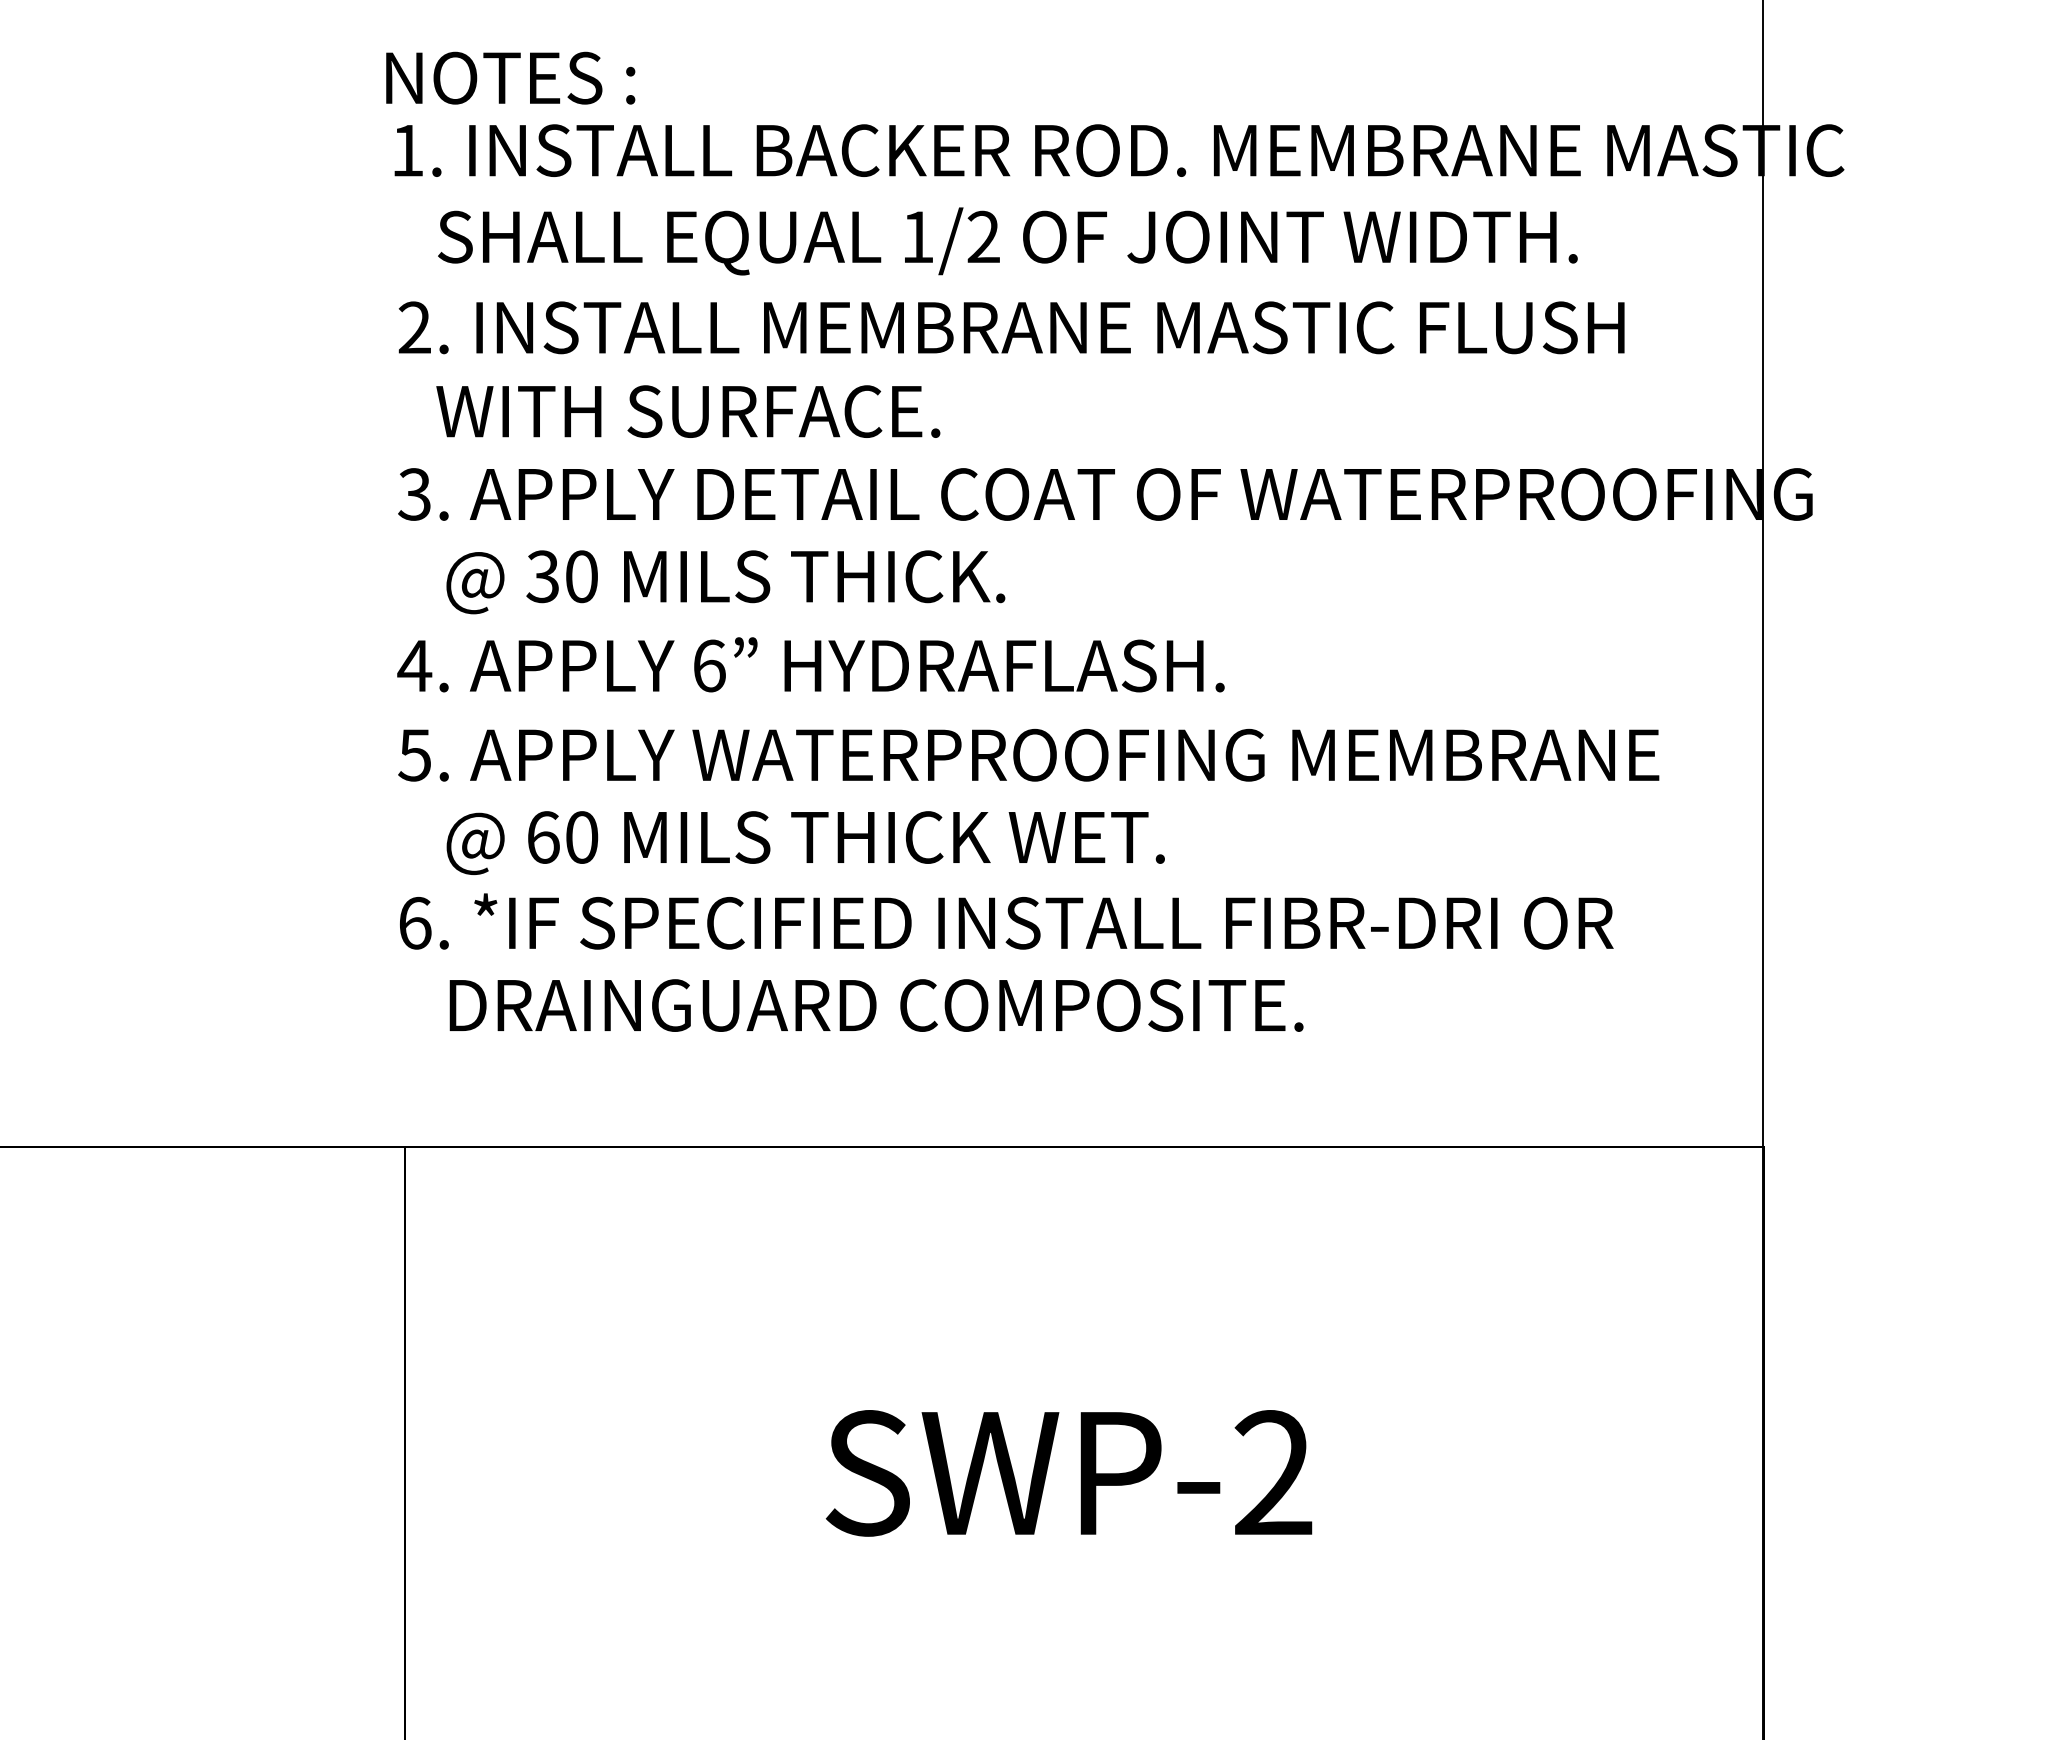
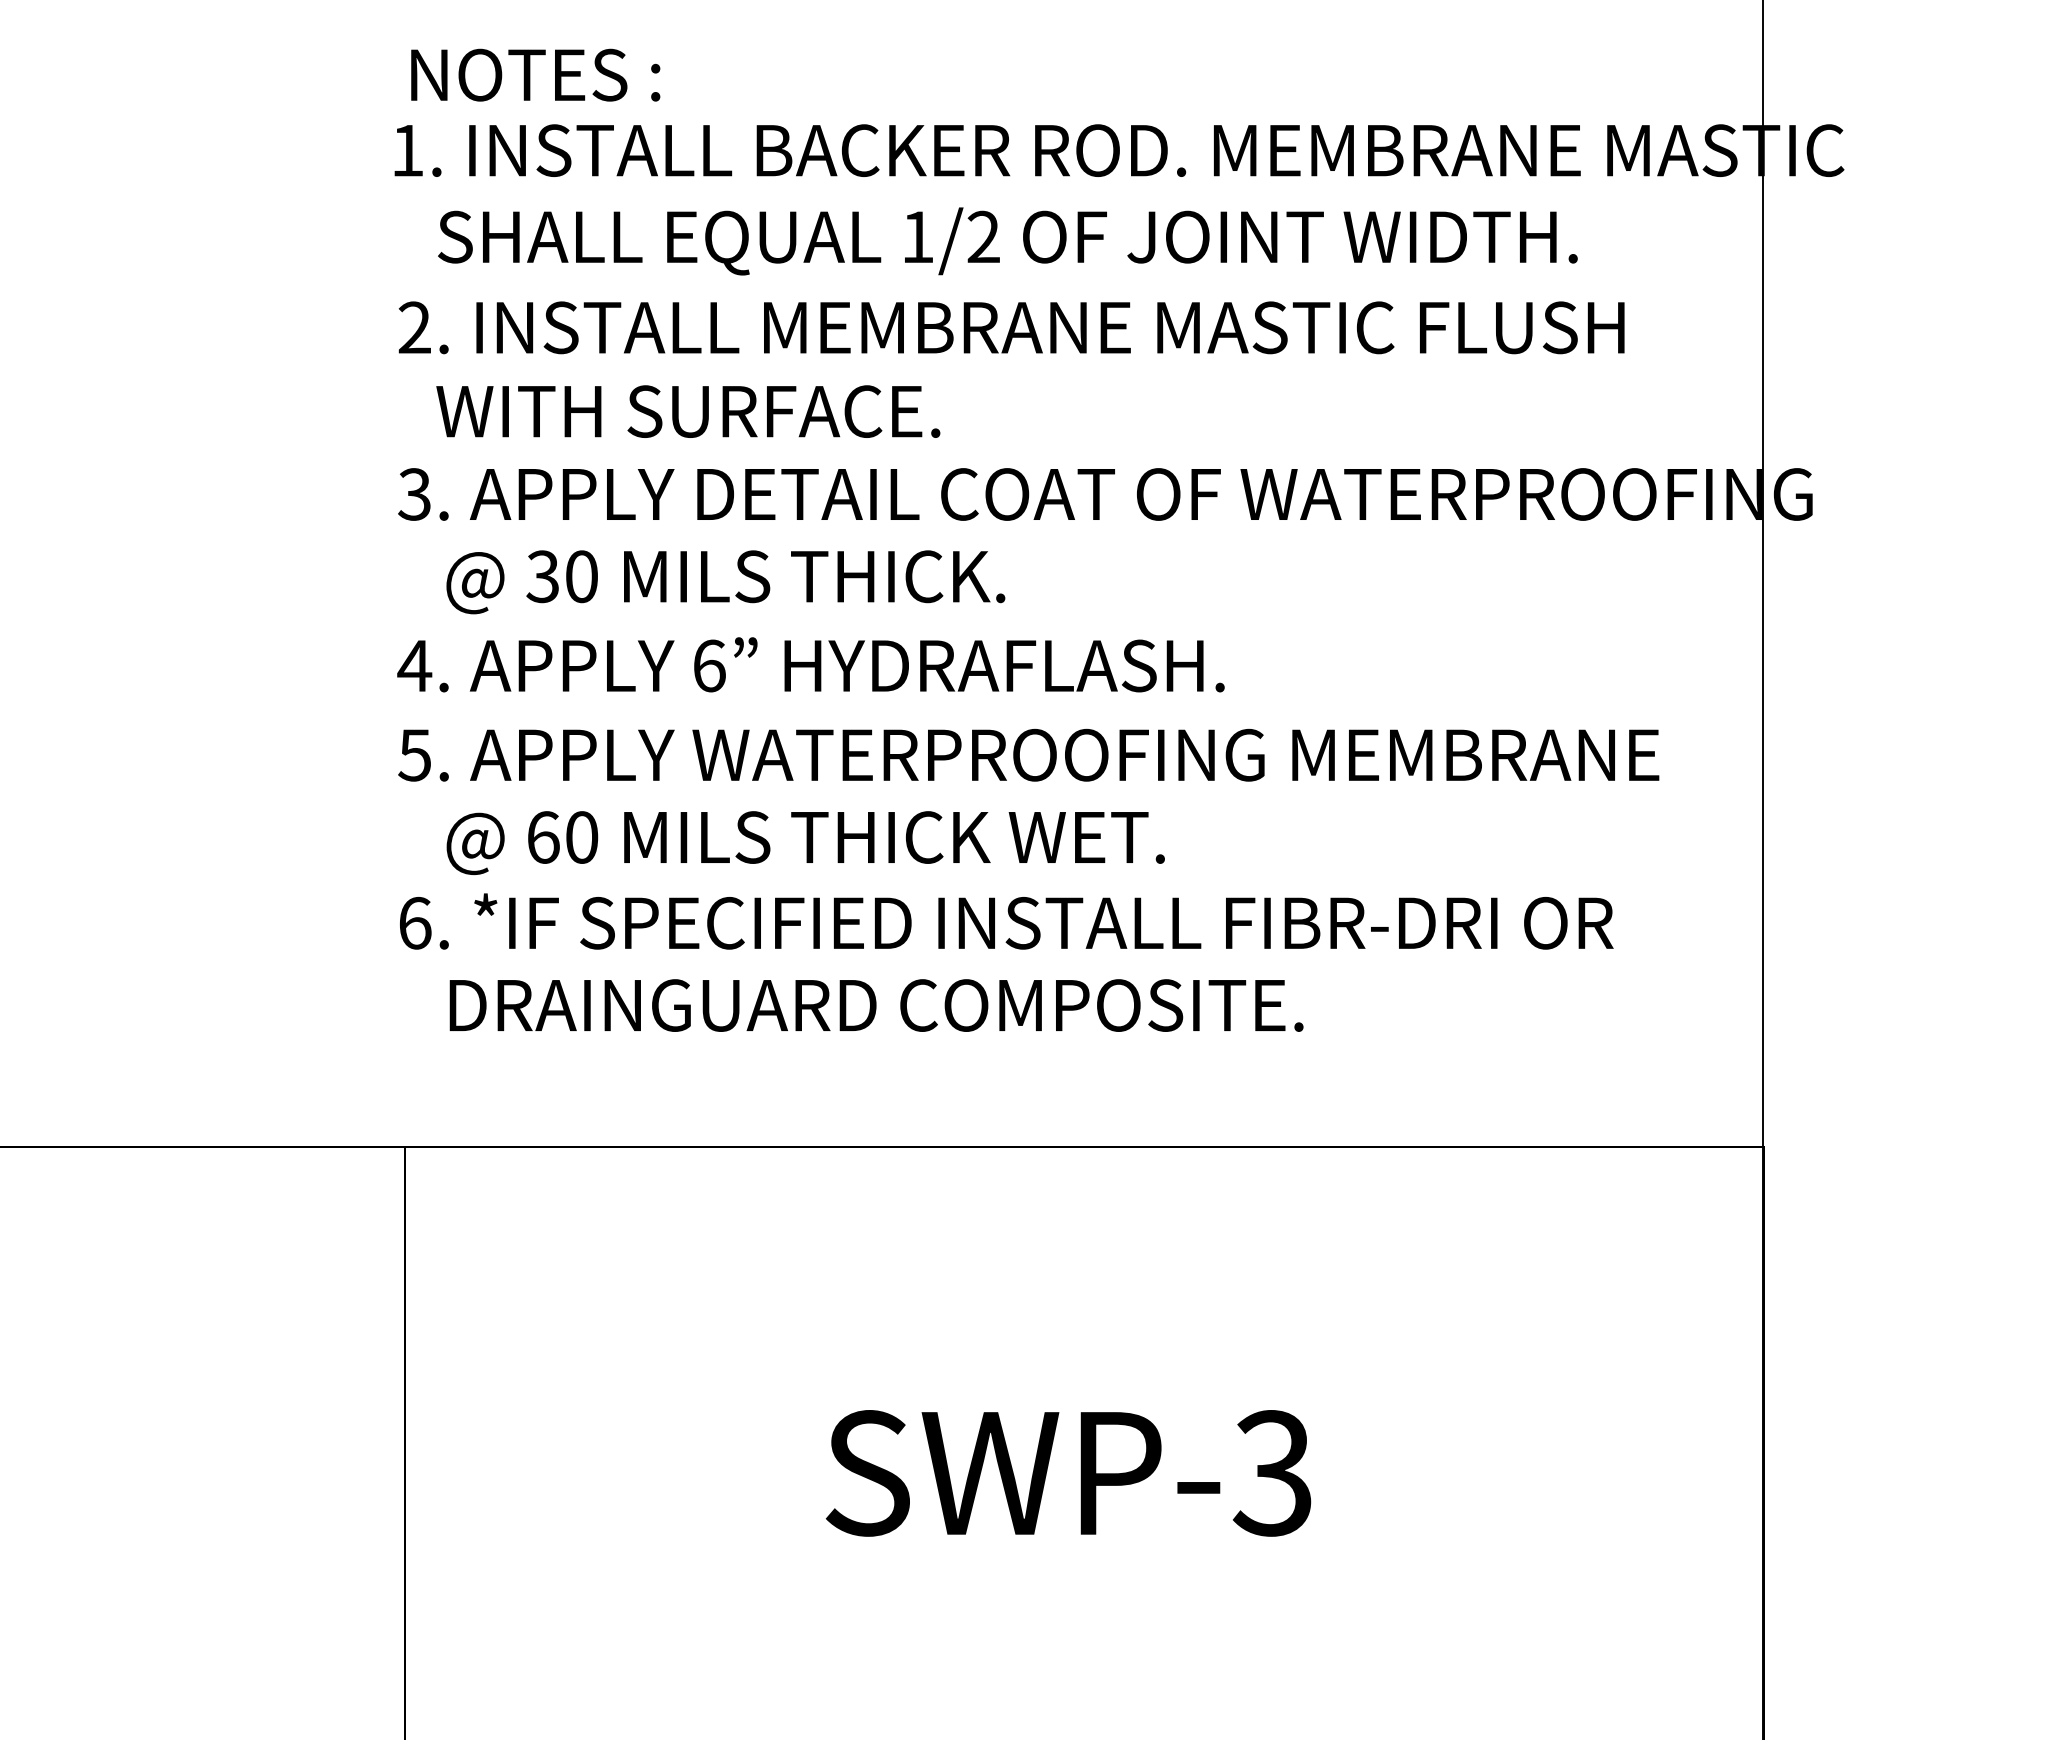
text position: (510, 77) -> (535, 74) (535, 74)
text: SWP-2 -> SWP-3 (1272, 1473)
